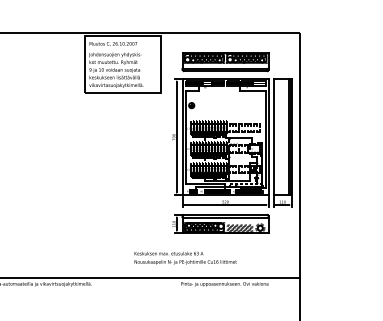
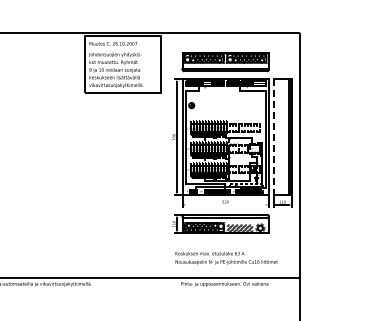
line: solid -> dashed (273, 137)
line: present -> none (225, 204)
text position: (185, 257) -> (226, 257) (226, 257)
